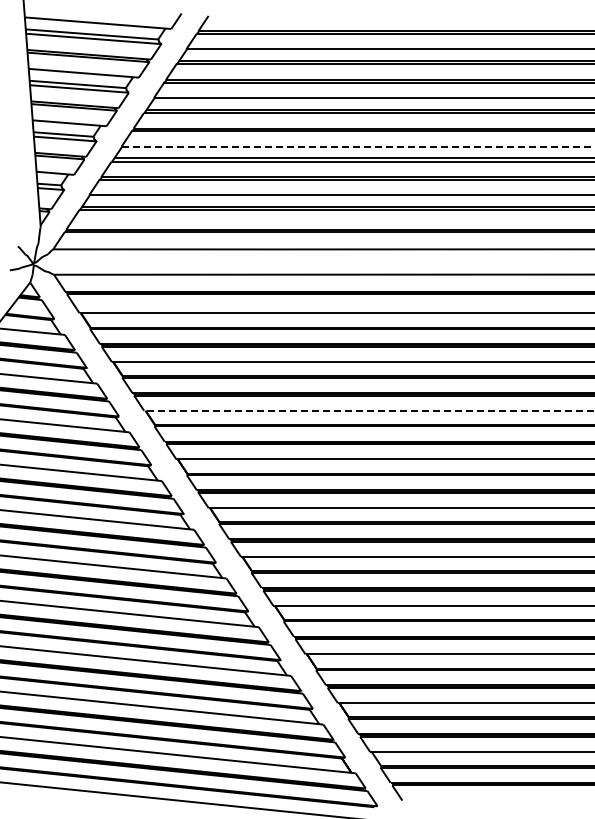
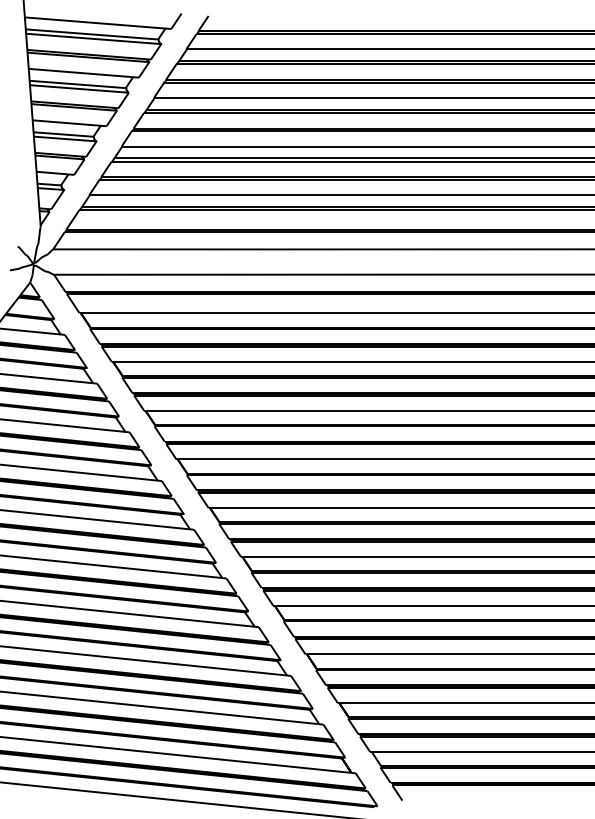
line: dashed -> solid (358, 146)
line: dashed -> solid (368, 410)
